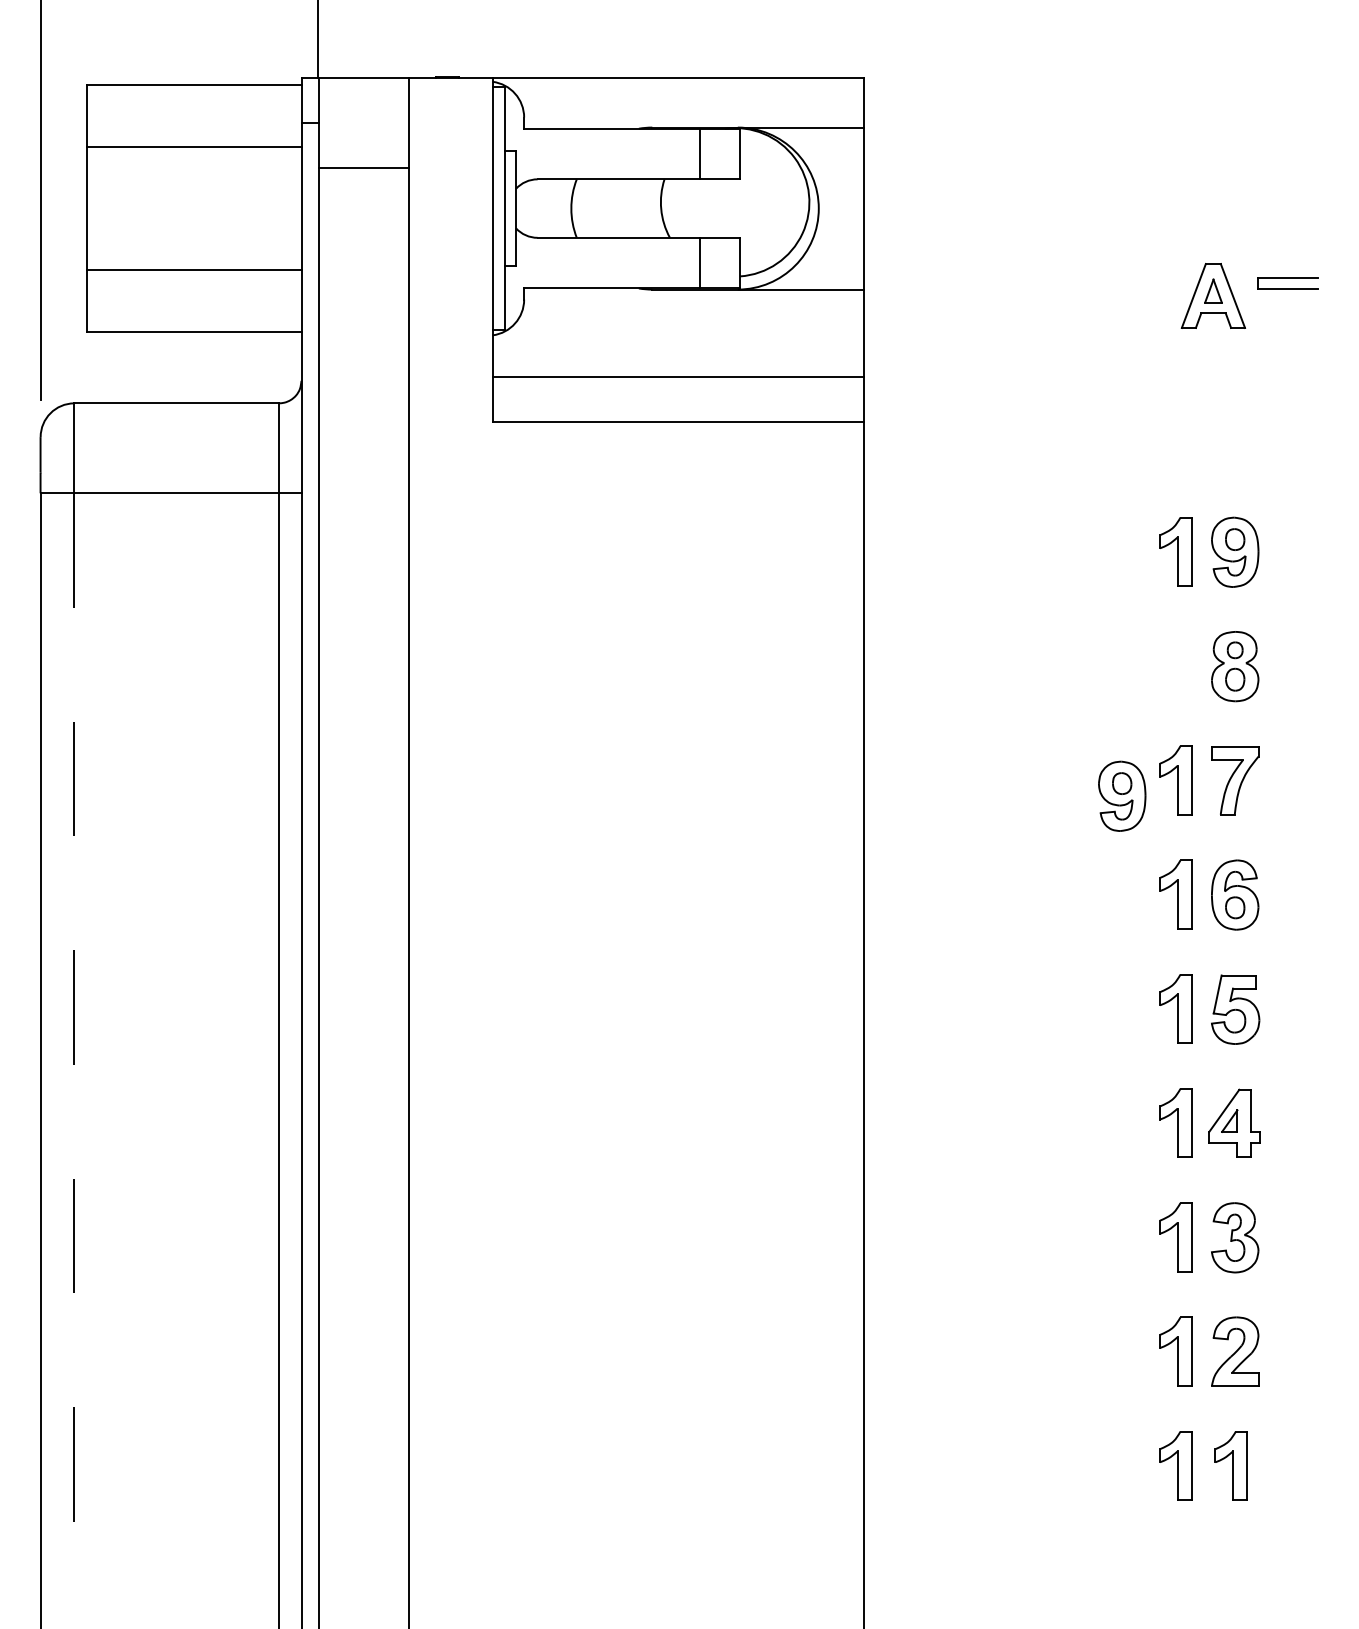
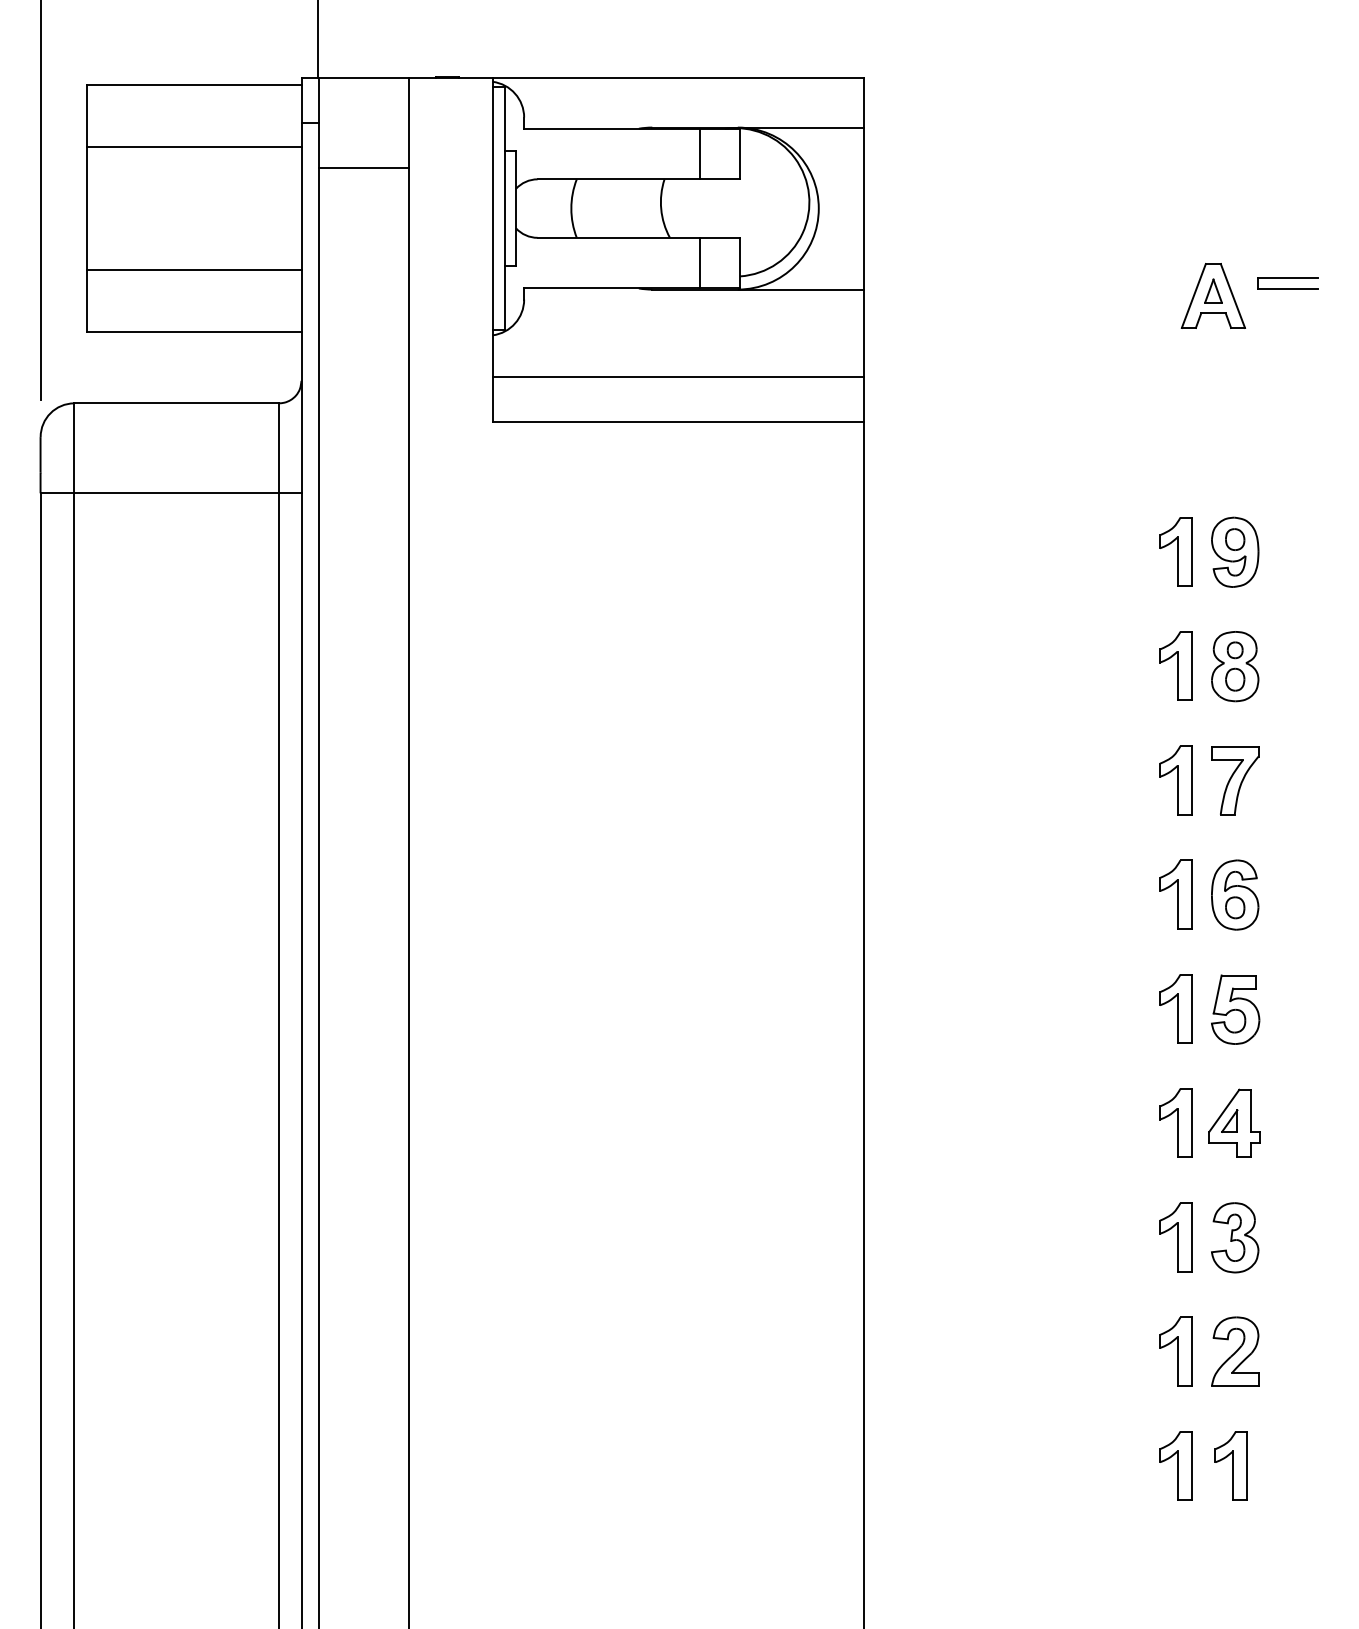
part: none -> present (1175, 665)
part: present -> none (1122, 795)
line: dashed -> solid (74, 1061)
